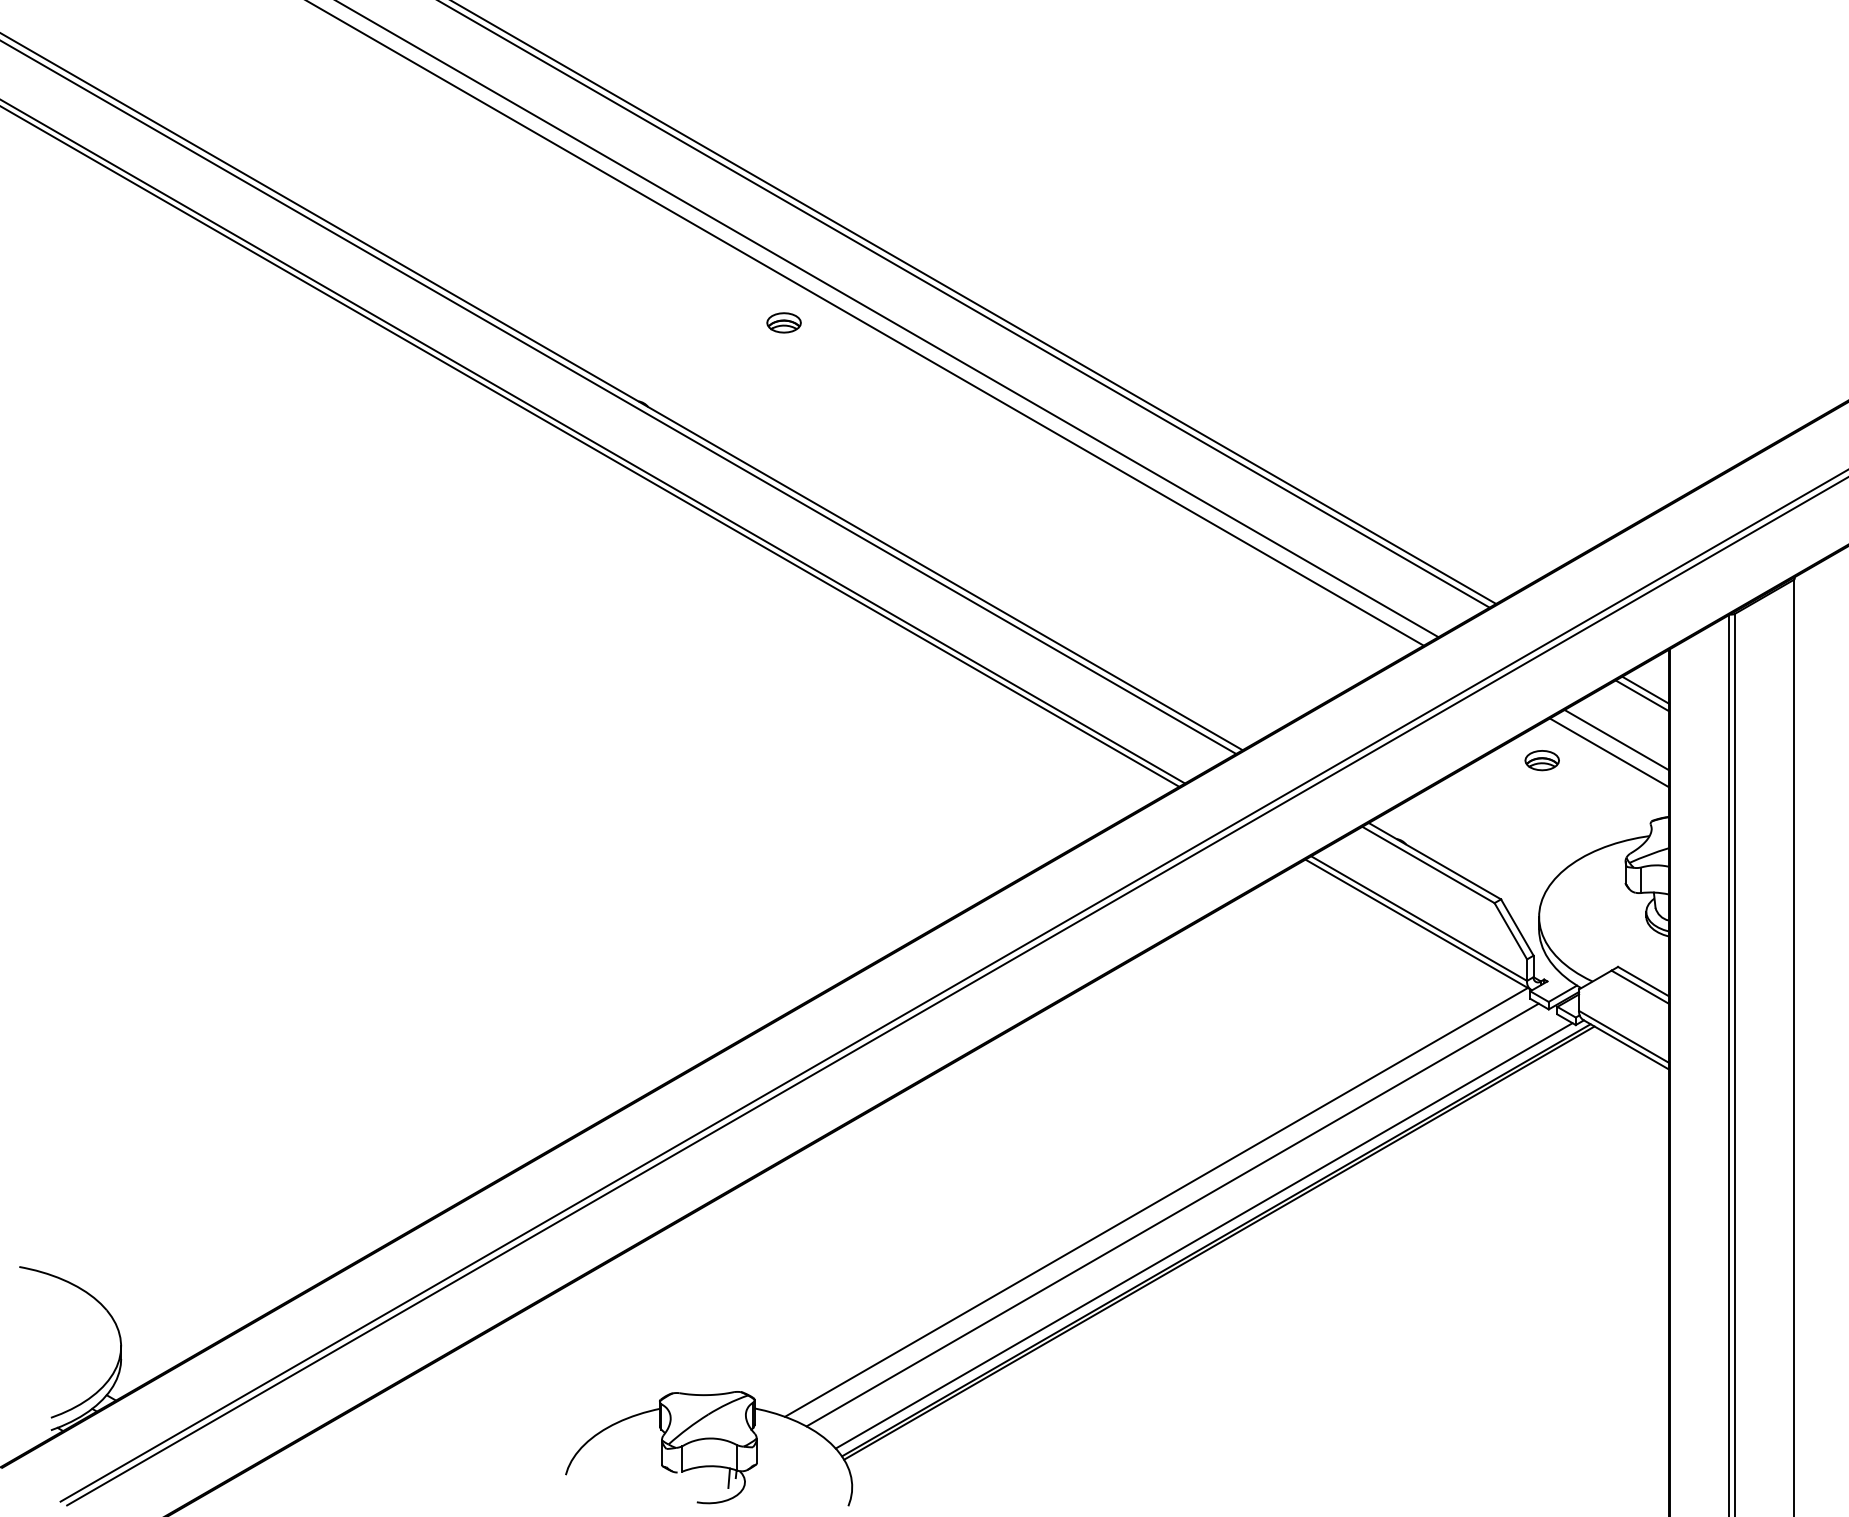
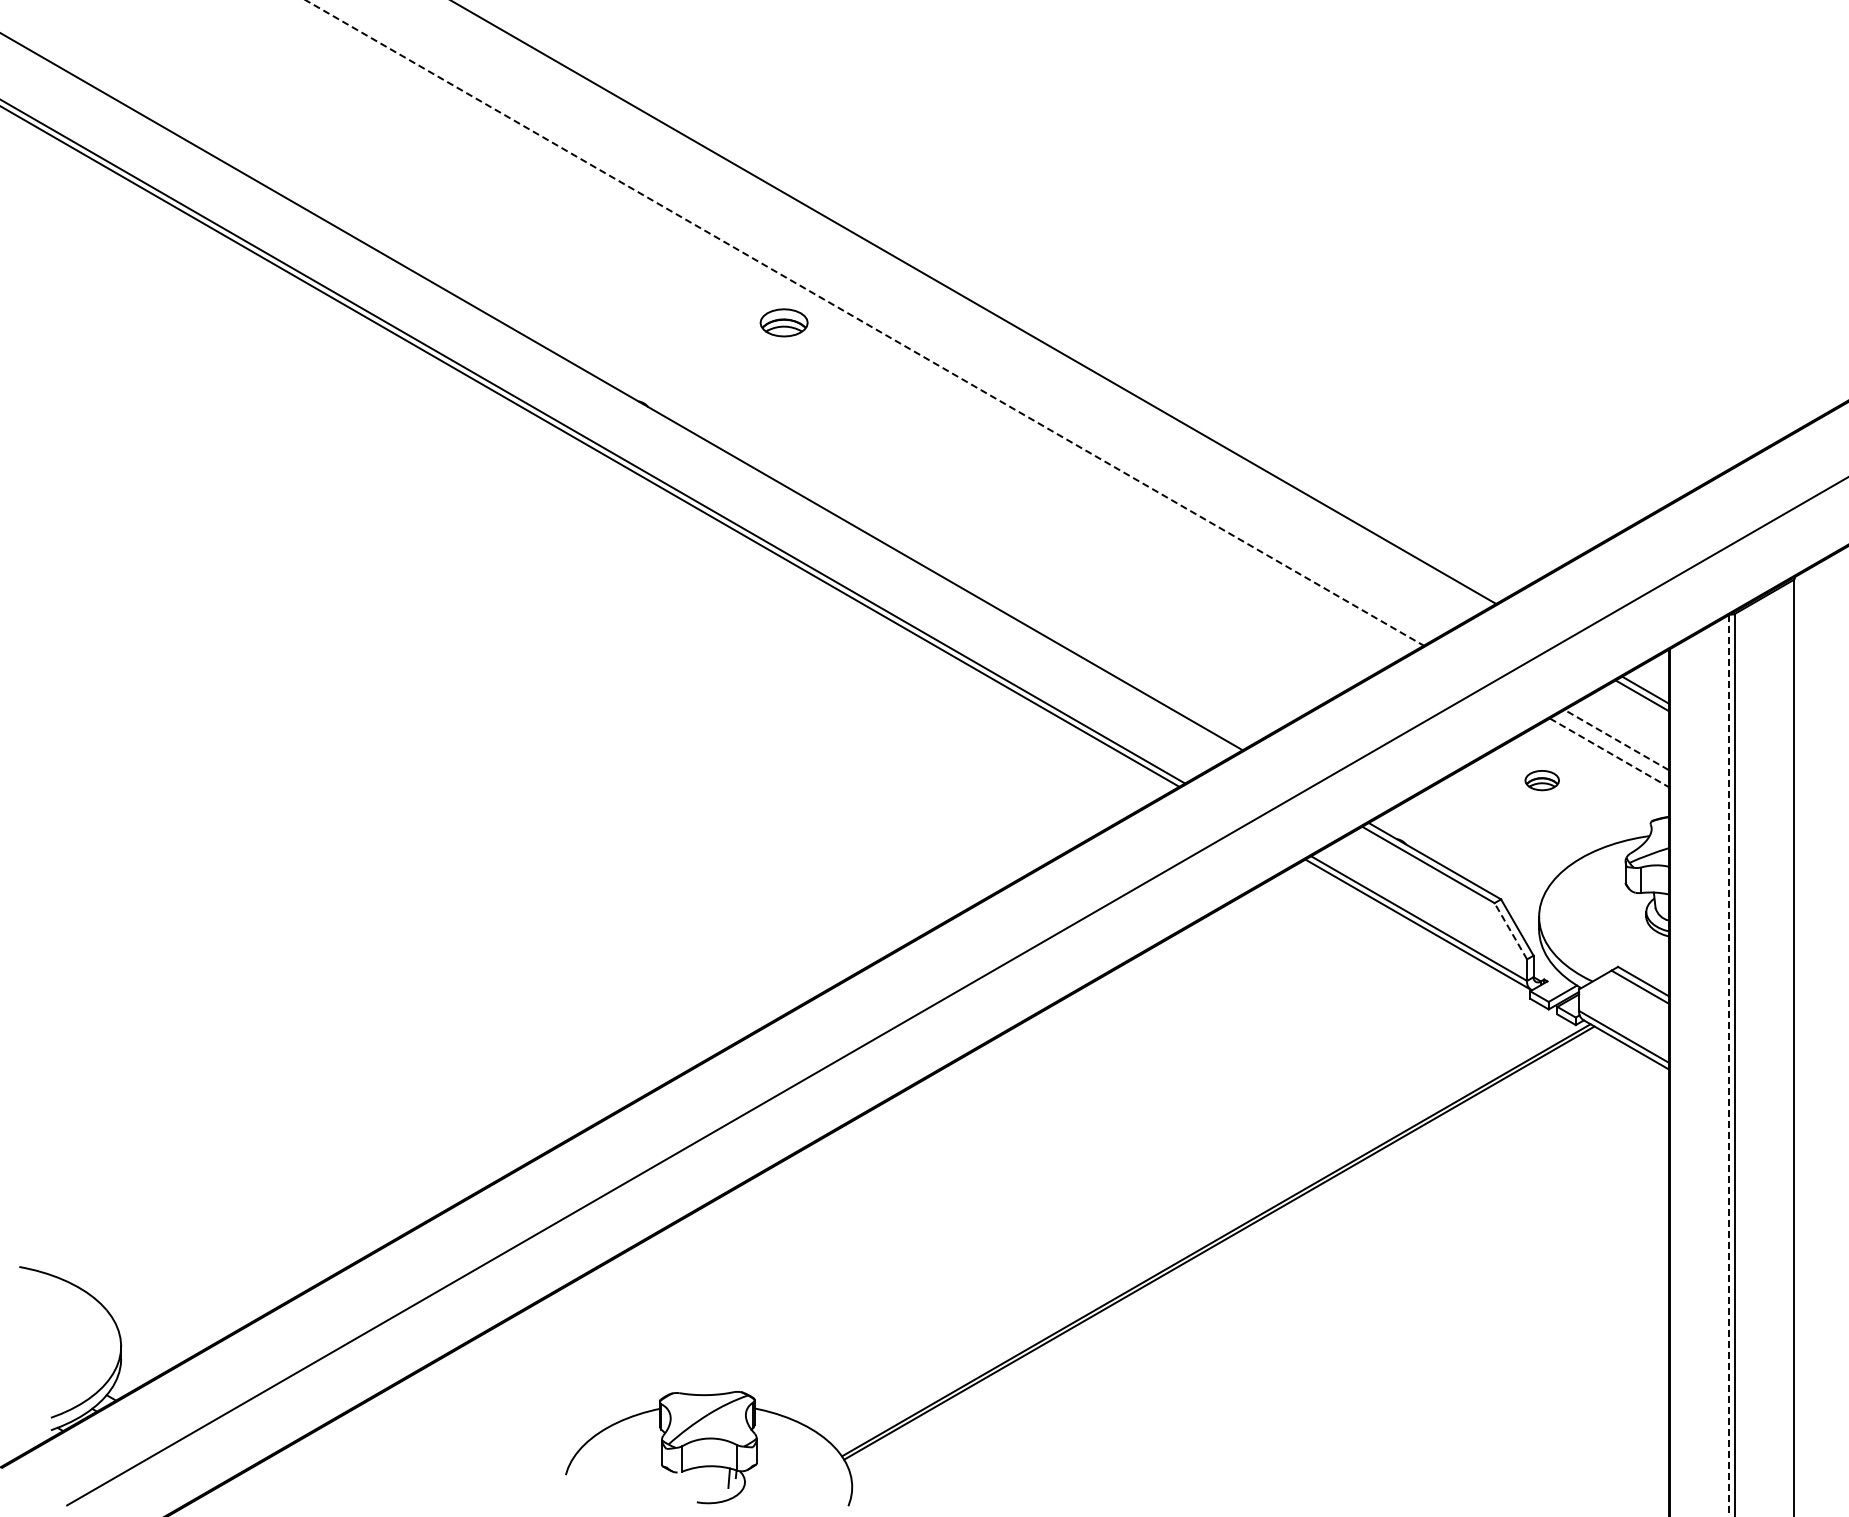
line: present -> none (964, 304)
line: present -> none (888, 319)
part size: 36x22 px -> 50x30 px (783, 322)
line: solid -> dashed (865, 323)
line: present -> none (619, 397)
line: solid -> dashed (1616, 739)
line: solid -> dashed (1609, 752)
part position: (1541, 760) -> (1541, 780) (1541, 780)
line: solid -> dashed (1510, 930)
line: present -> none (952, 986)
line: solid -> dashed (1728, 1066)
line: present -> none (1156, 1202)
line: present -> none (1172, 1214)
line: present -> none (1203, 1235)
